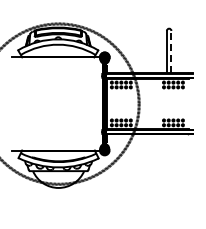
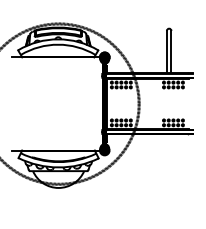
line: dashed -> solid (171, 51)
